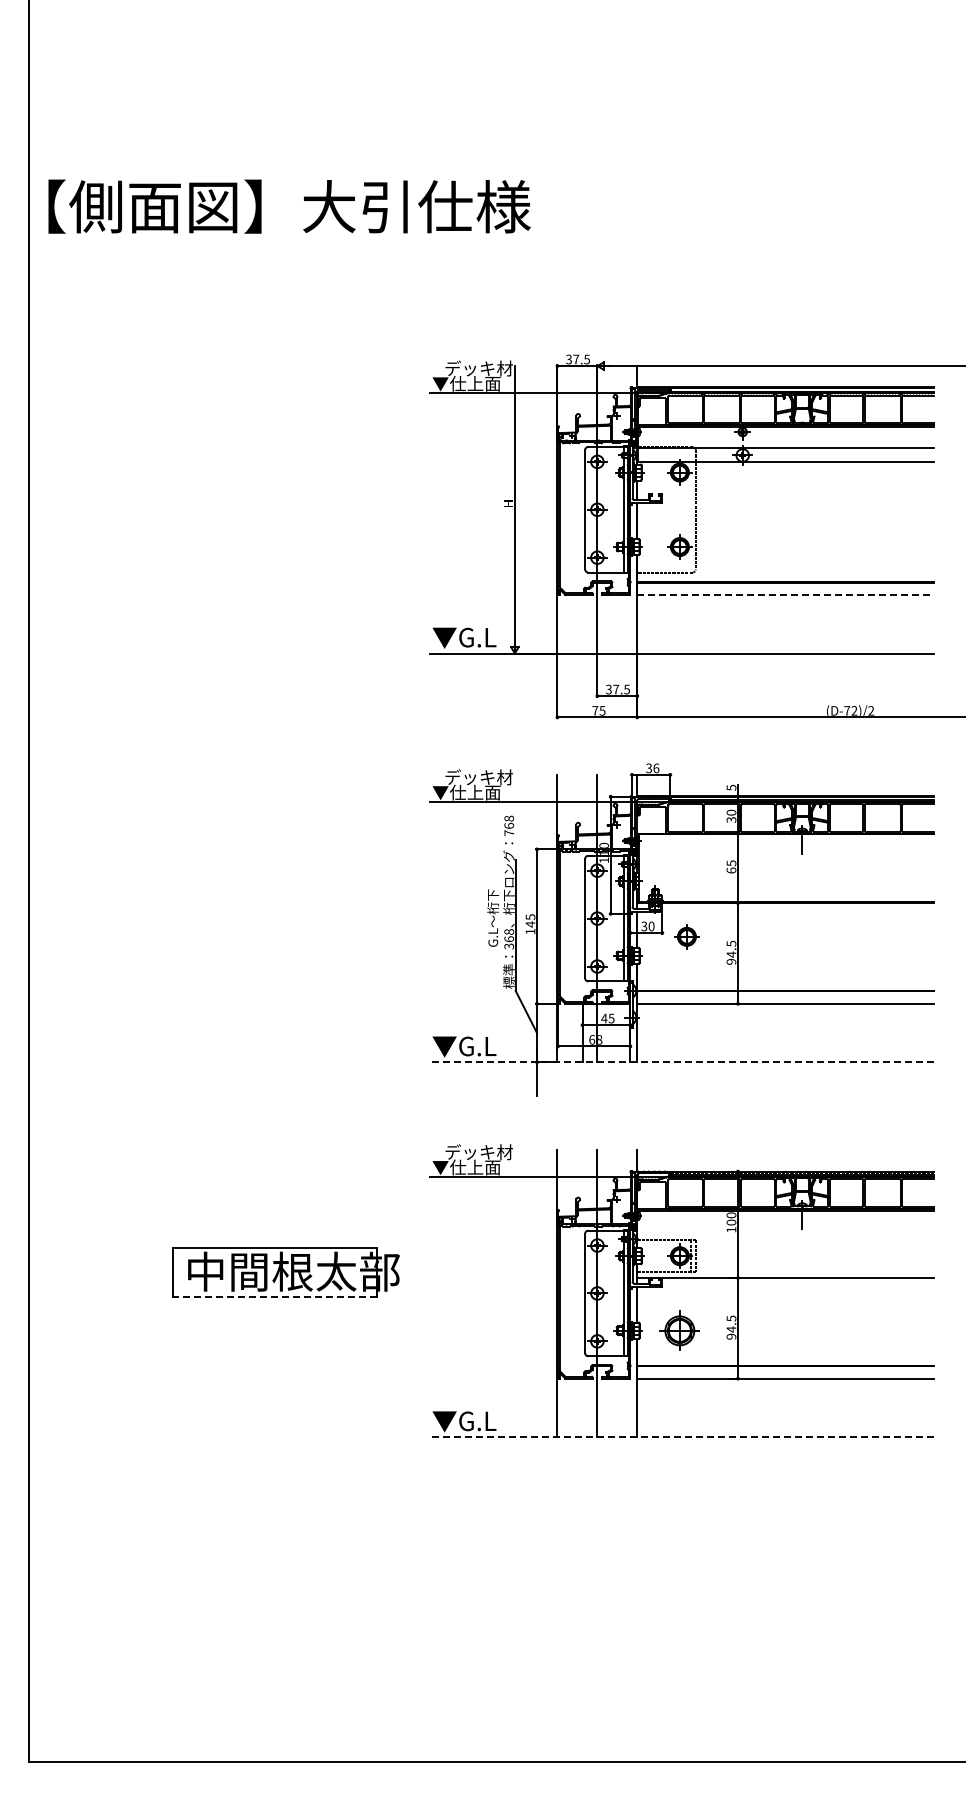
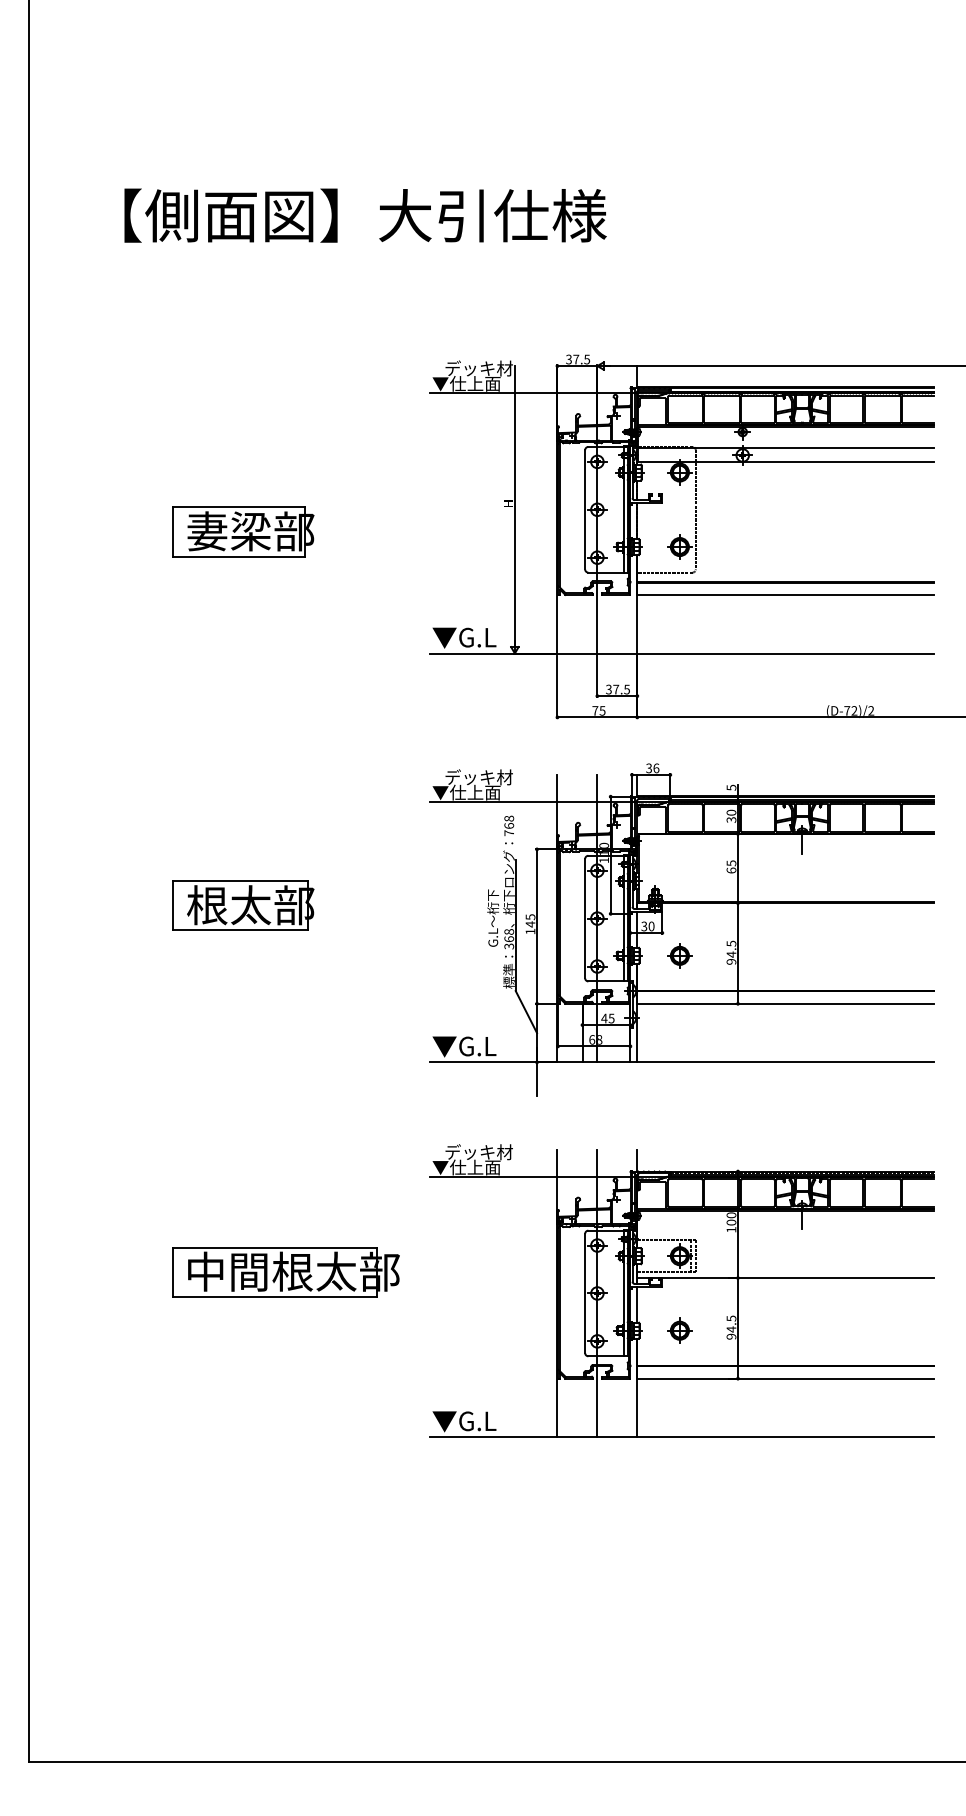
text position: (289, 206) -> (365, 215) (365, 215)
part: none -> present (243, 531)
line: dashed -> solid (786, 594)
part: none -> present (243, 905)
part position: (686, 936) -> (679, 955) (679, 955)
line: dashed -> solid (681, 1062)
line: dashed -> solid (274, 1296)
part size: 41x41 px -> 26x27 px (679, 1330)
line: dashed -> solid (681, 1437)
